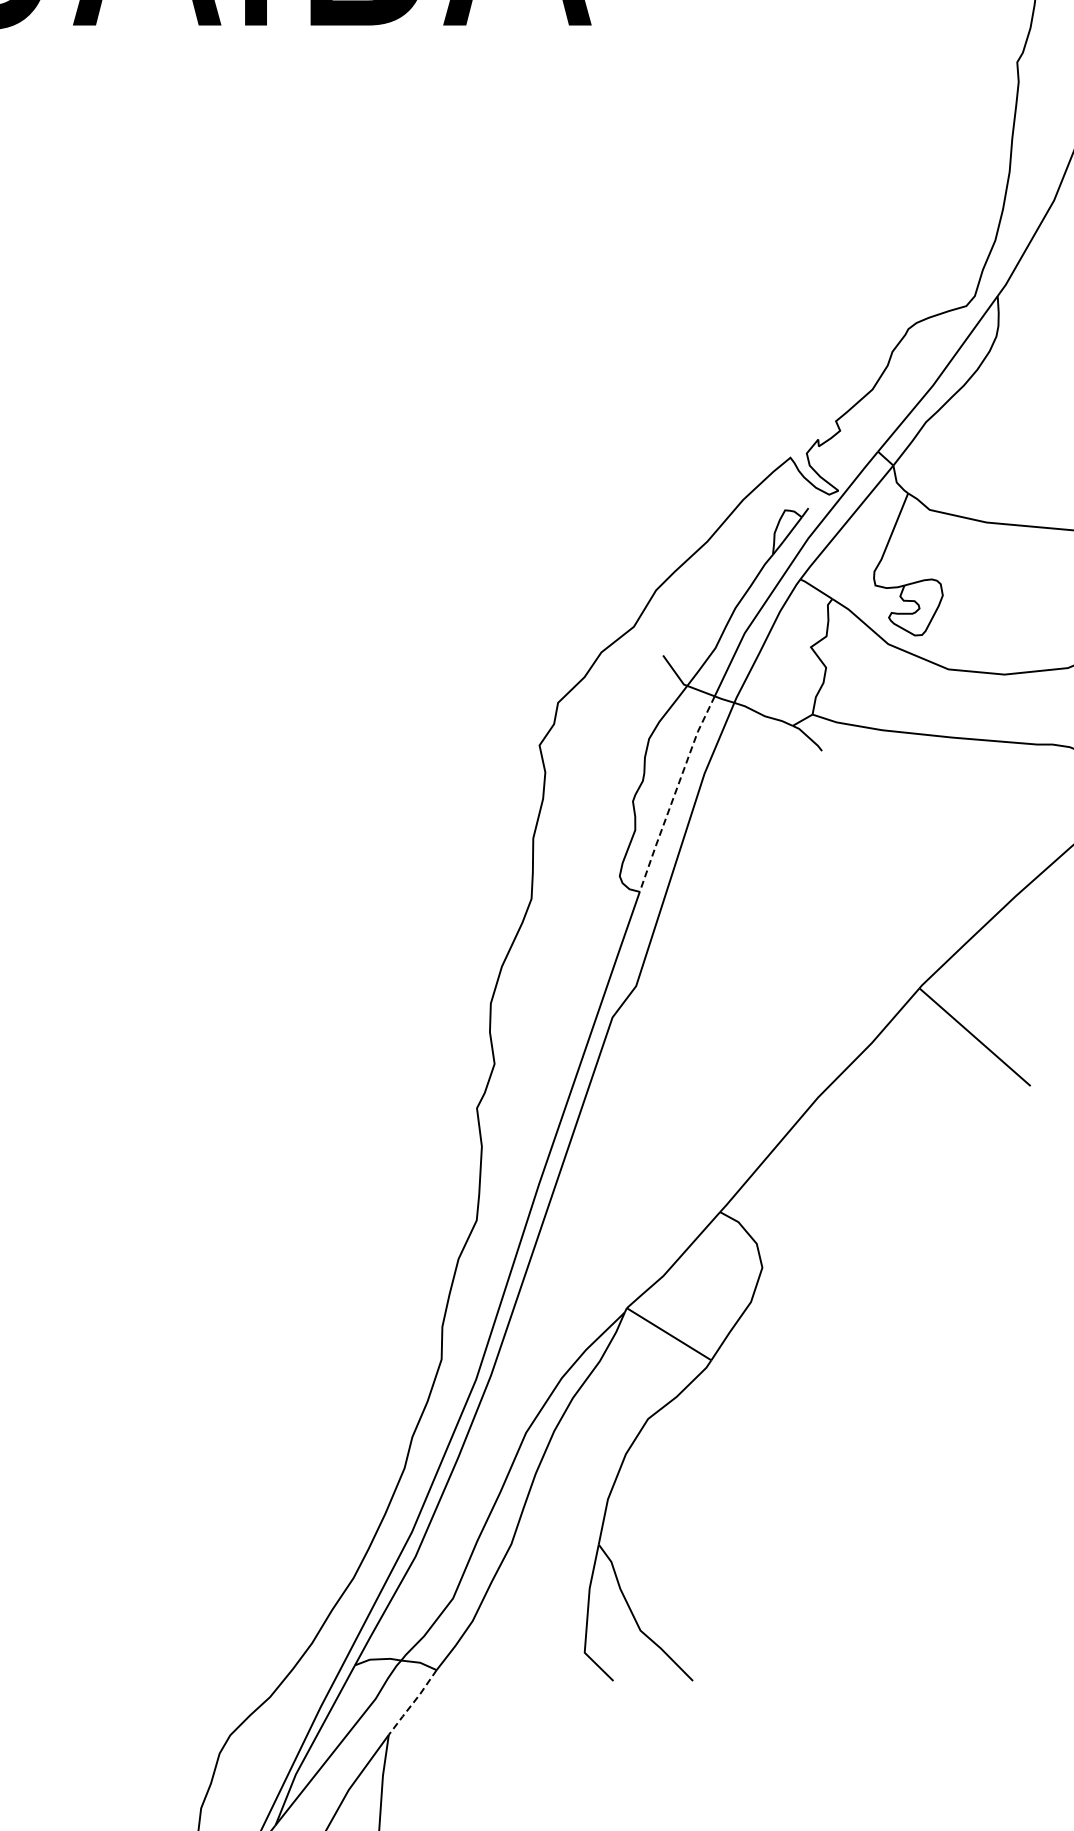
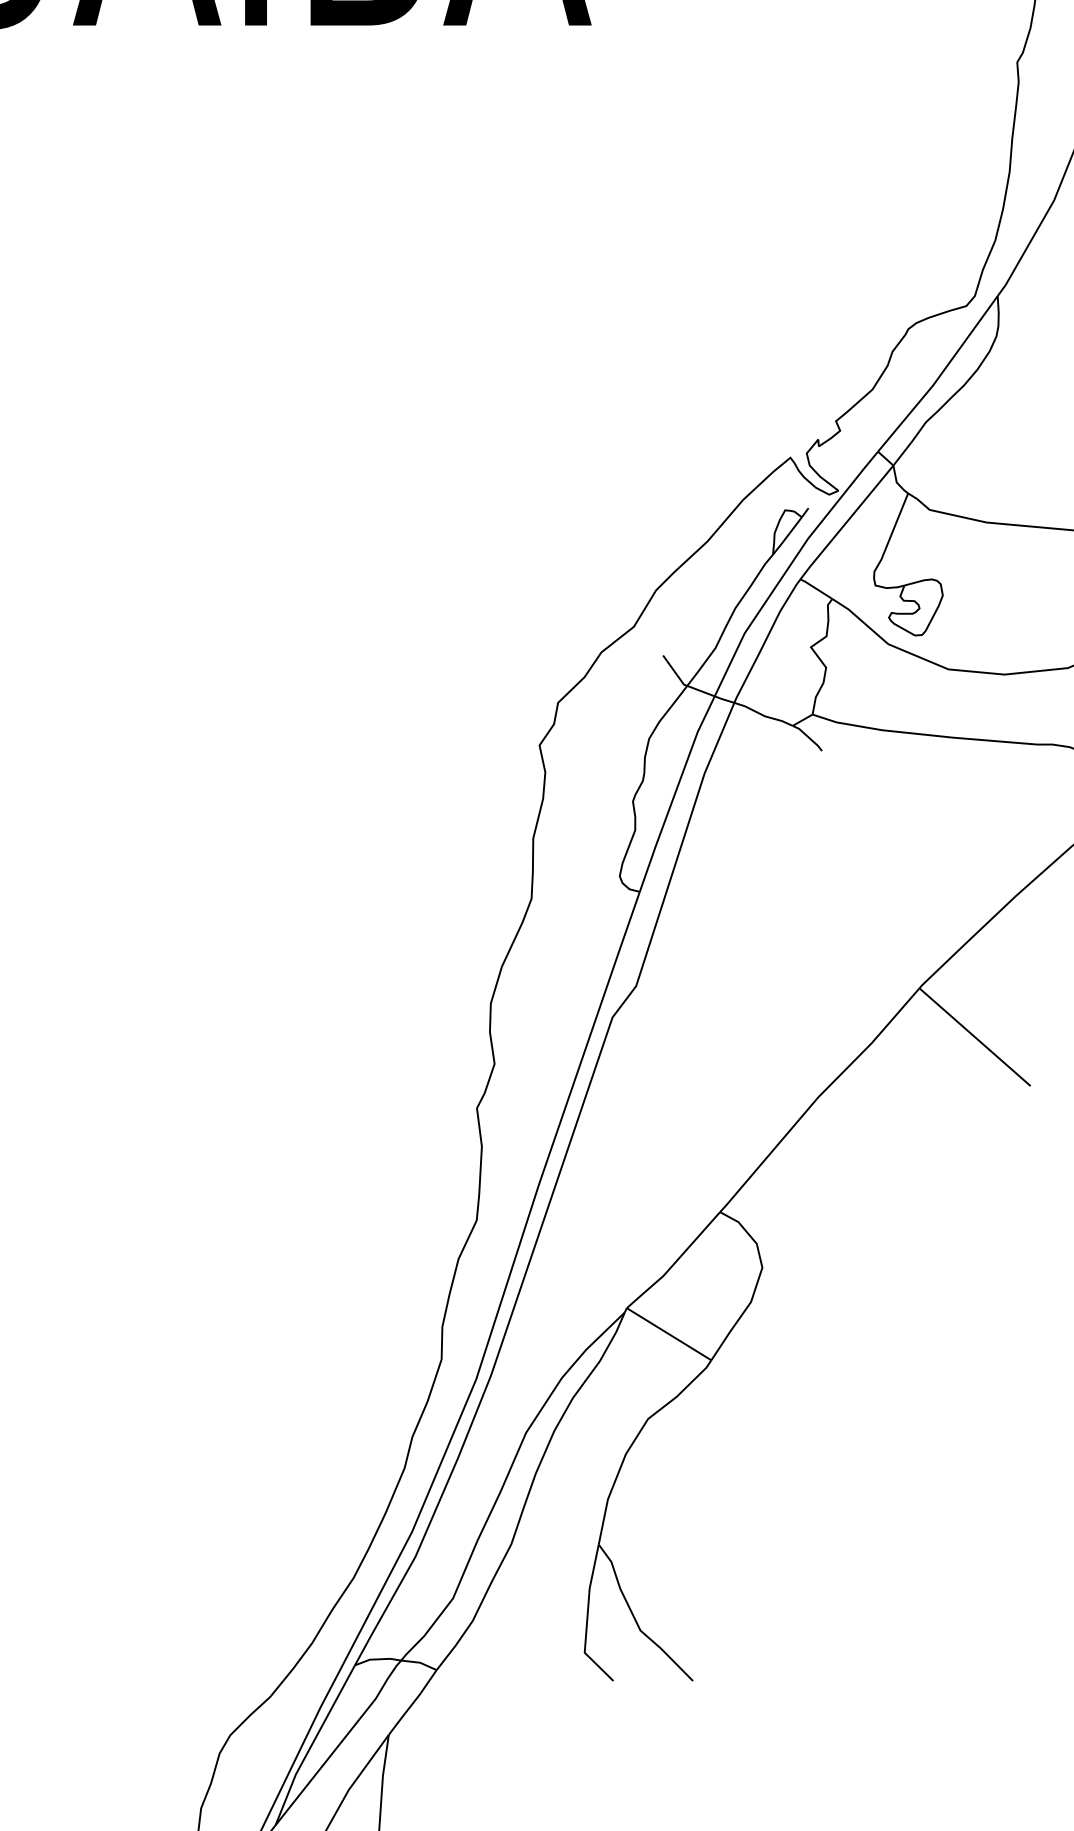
line: dashed -> solid (675, 793)
line: dashed -> solid (413, 1702)
